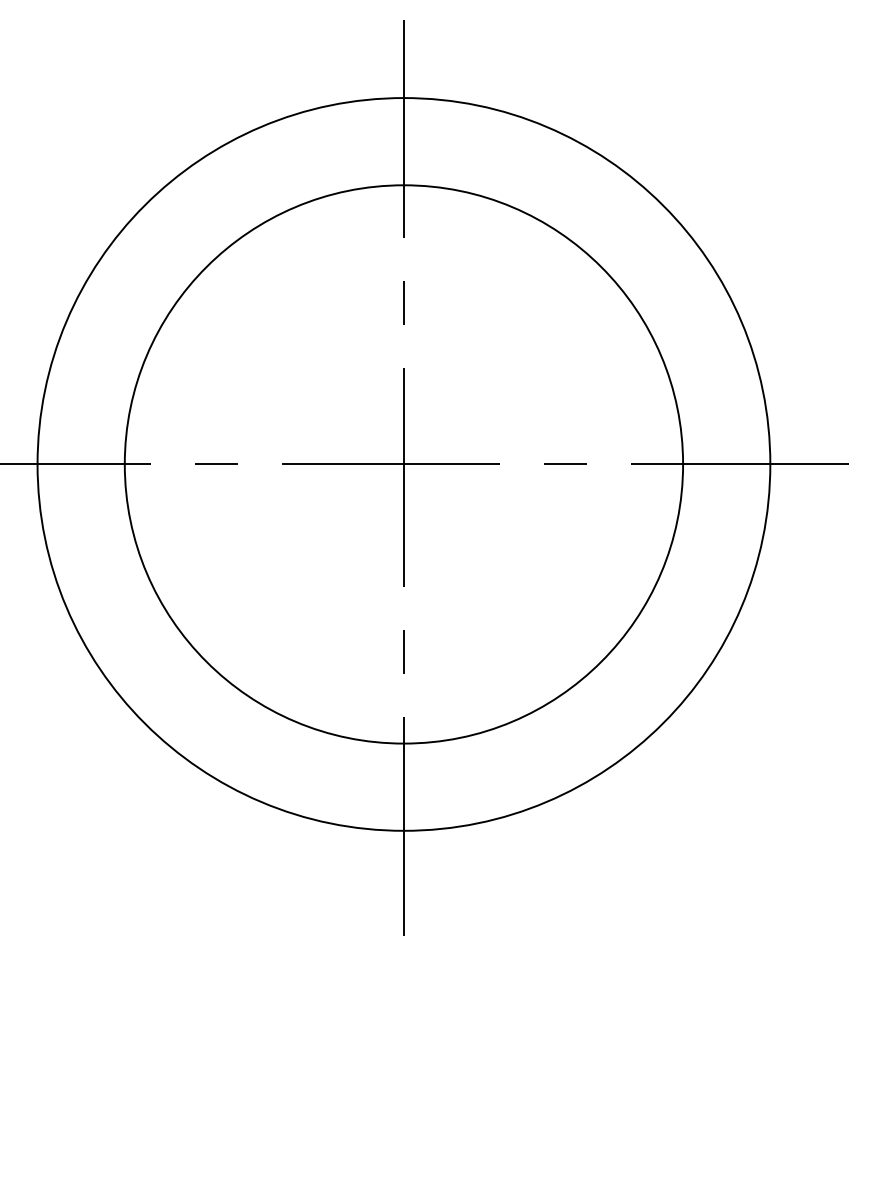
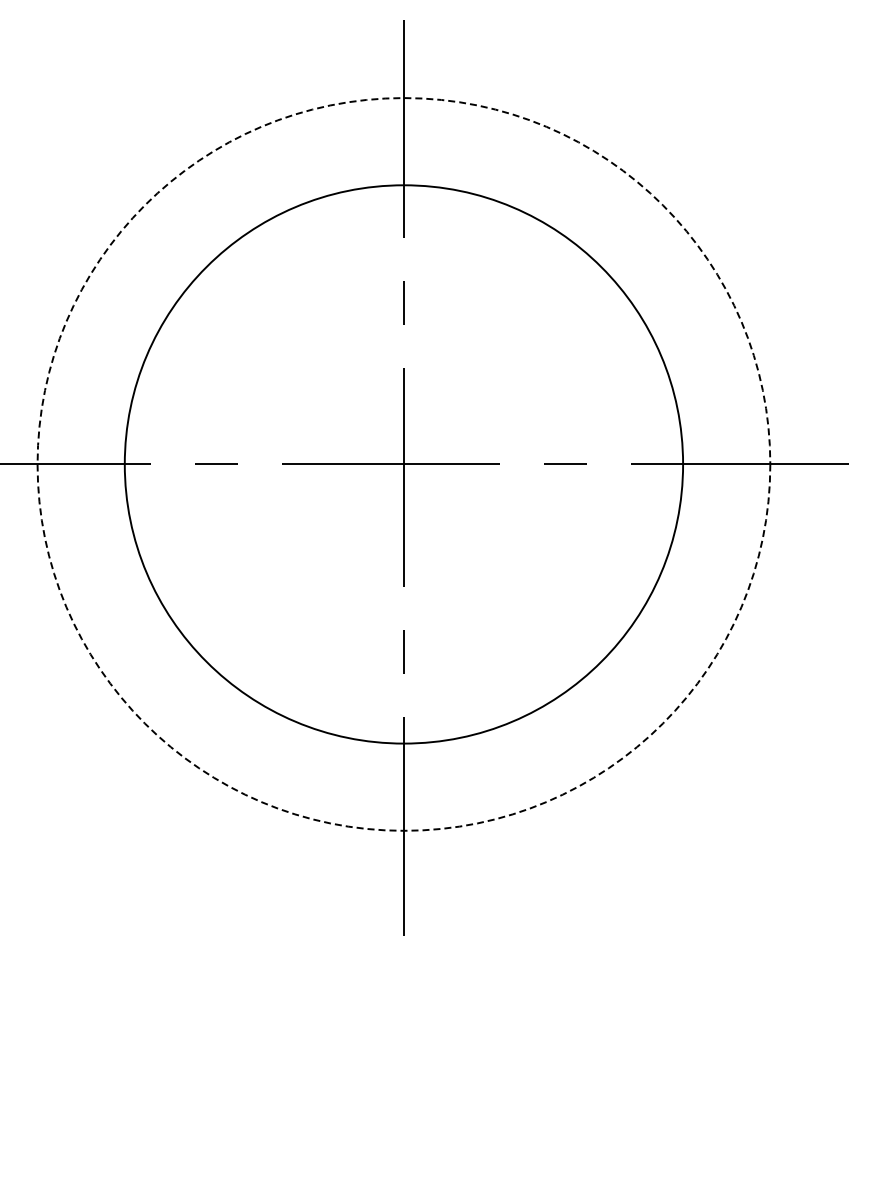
circle: solid -> dashed (403, 464)
